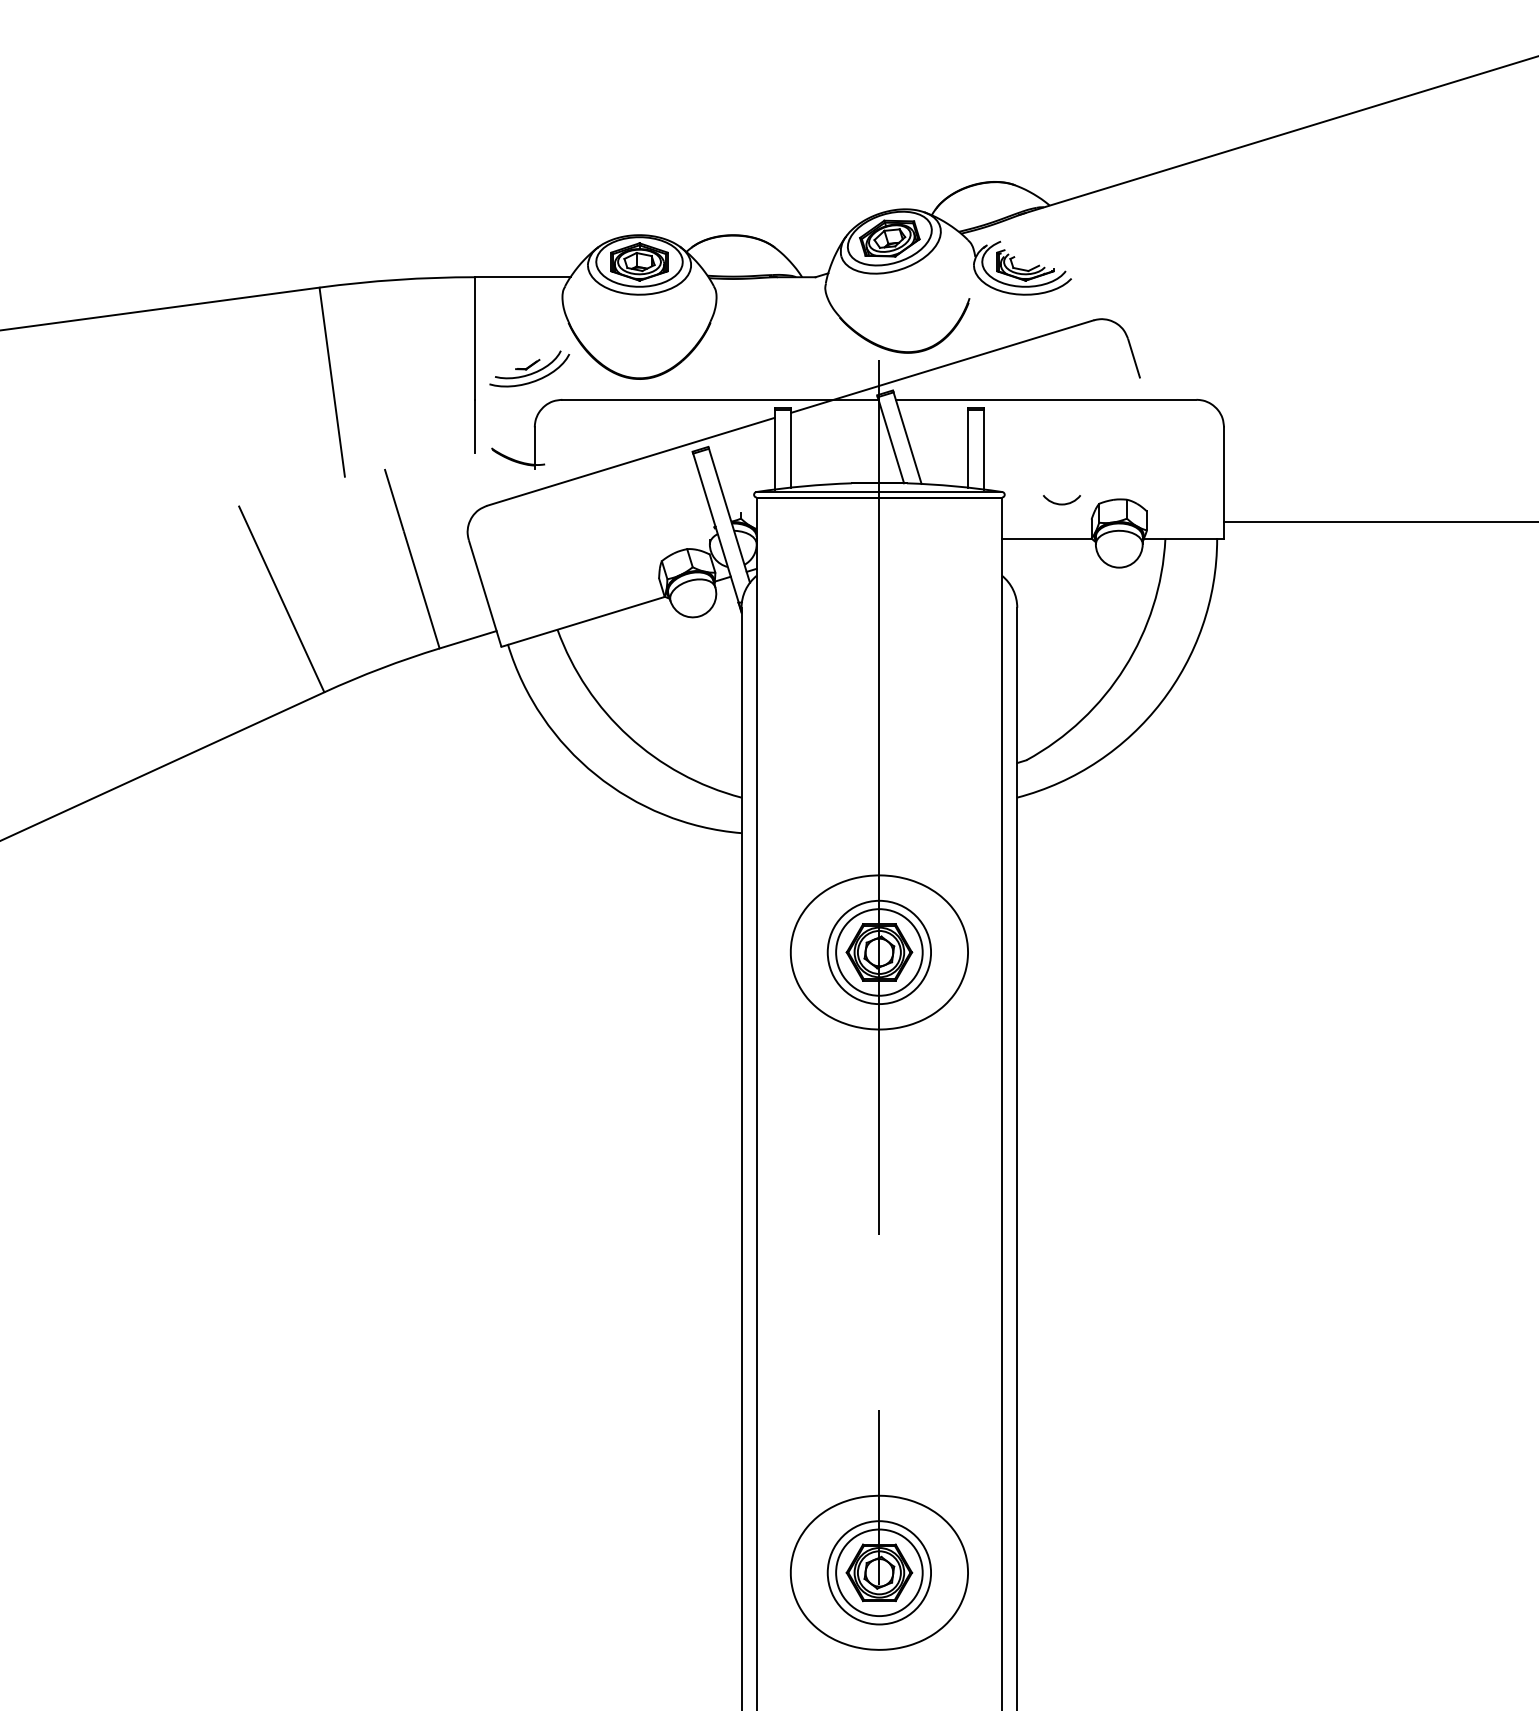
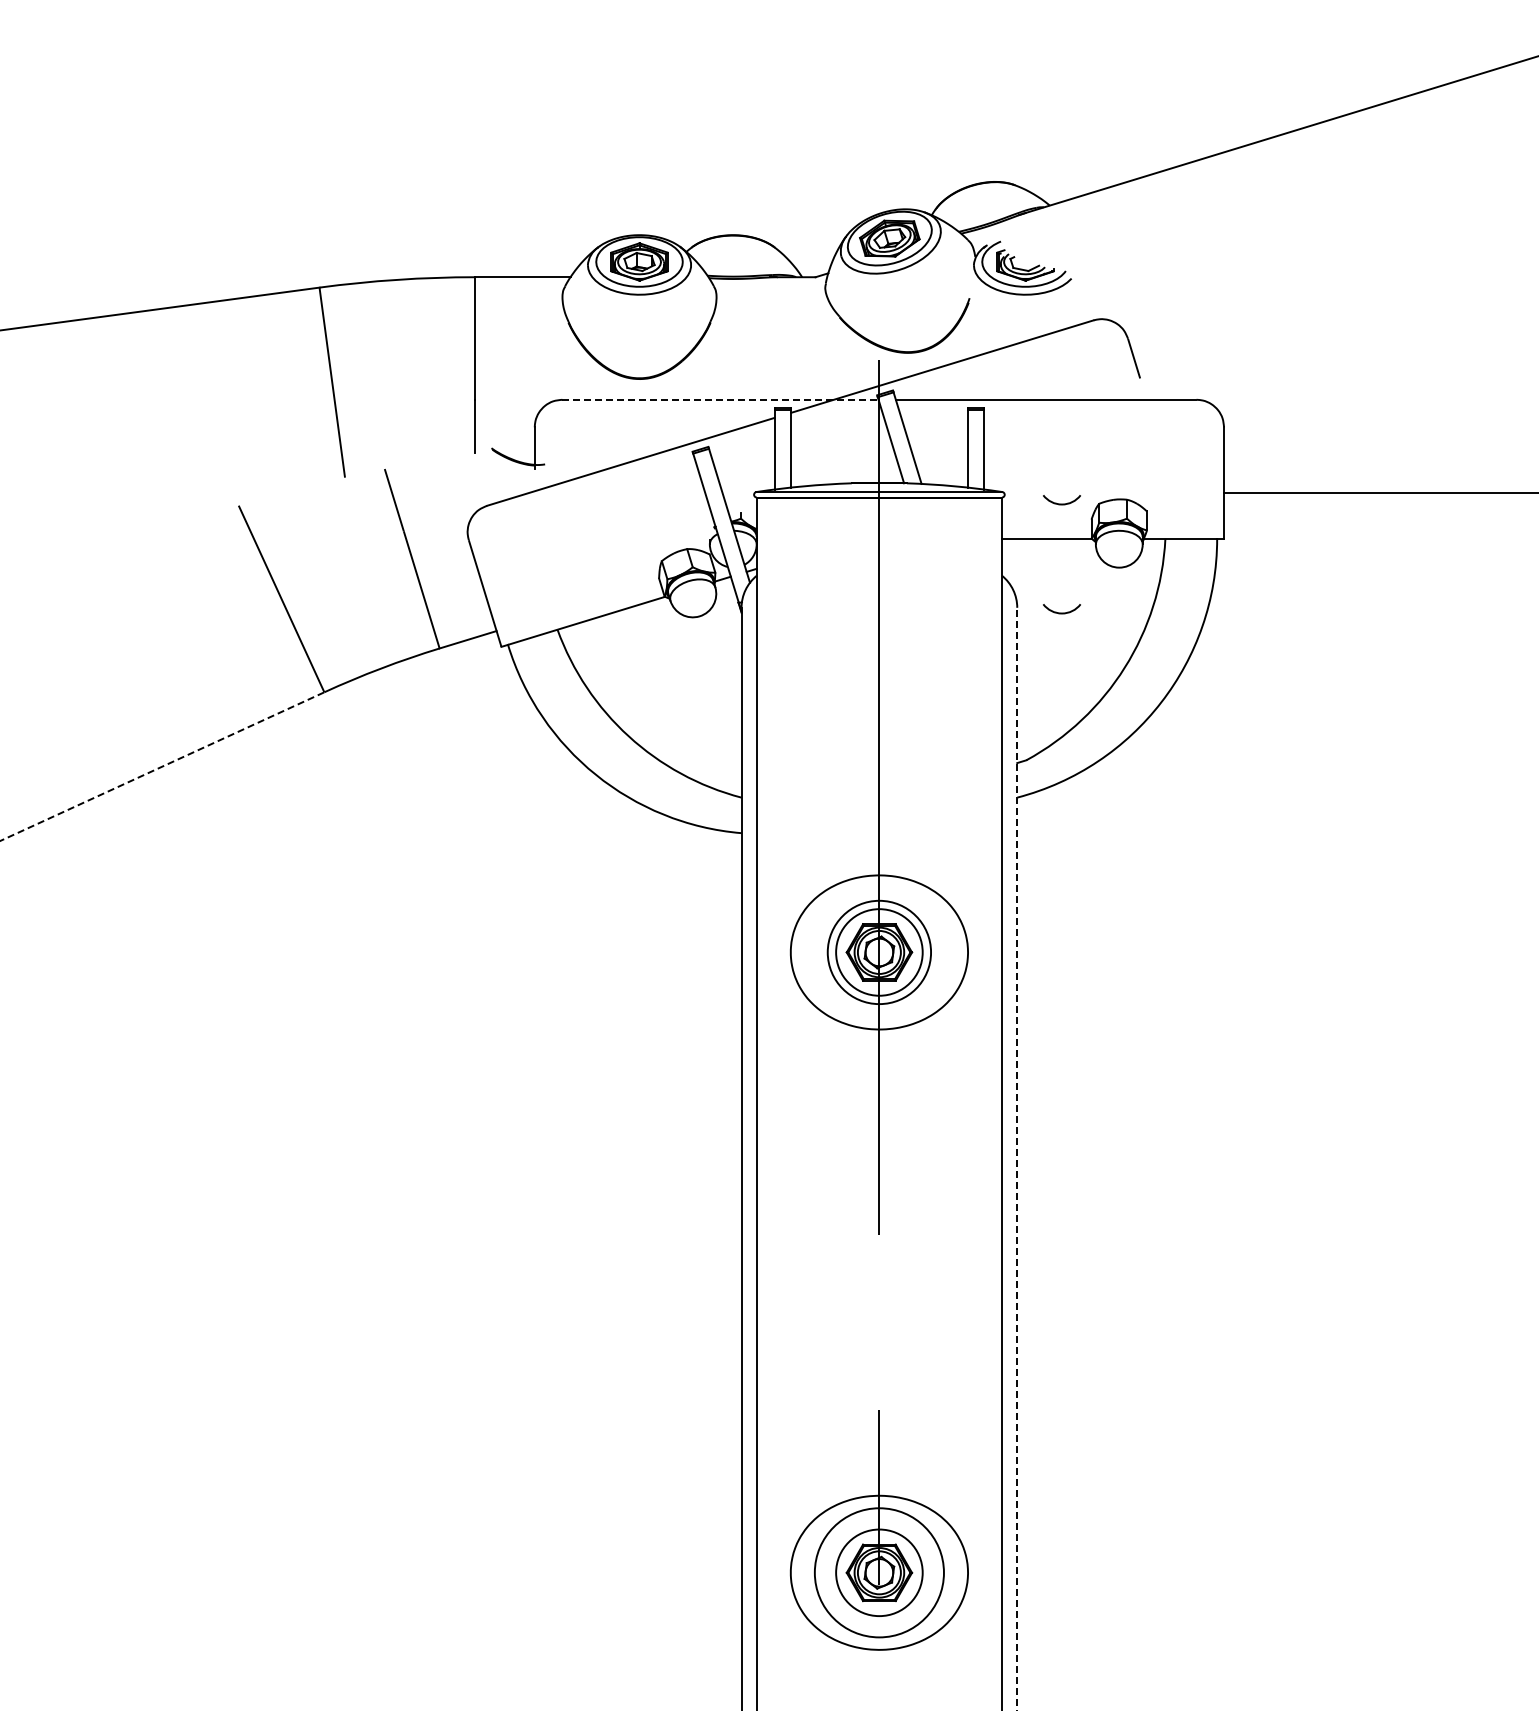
part: present -> none (529, 368)
line: solid -> dashed (720, 399)
line position: (1379, 522) -> (1379, 493) (1379, 493)
arc: none -> present (1061, 612)
line: solid -> dashed (162, 766)
line: solid -> dashed (1017, 1158)
circle diameter: 103 px -> 129 px (878, 1572)
